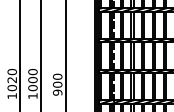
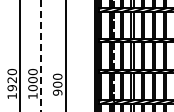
line: solid -> dashed (41, 56)
text: 1020 -> 1920 (11, 88)
